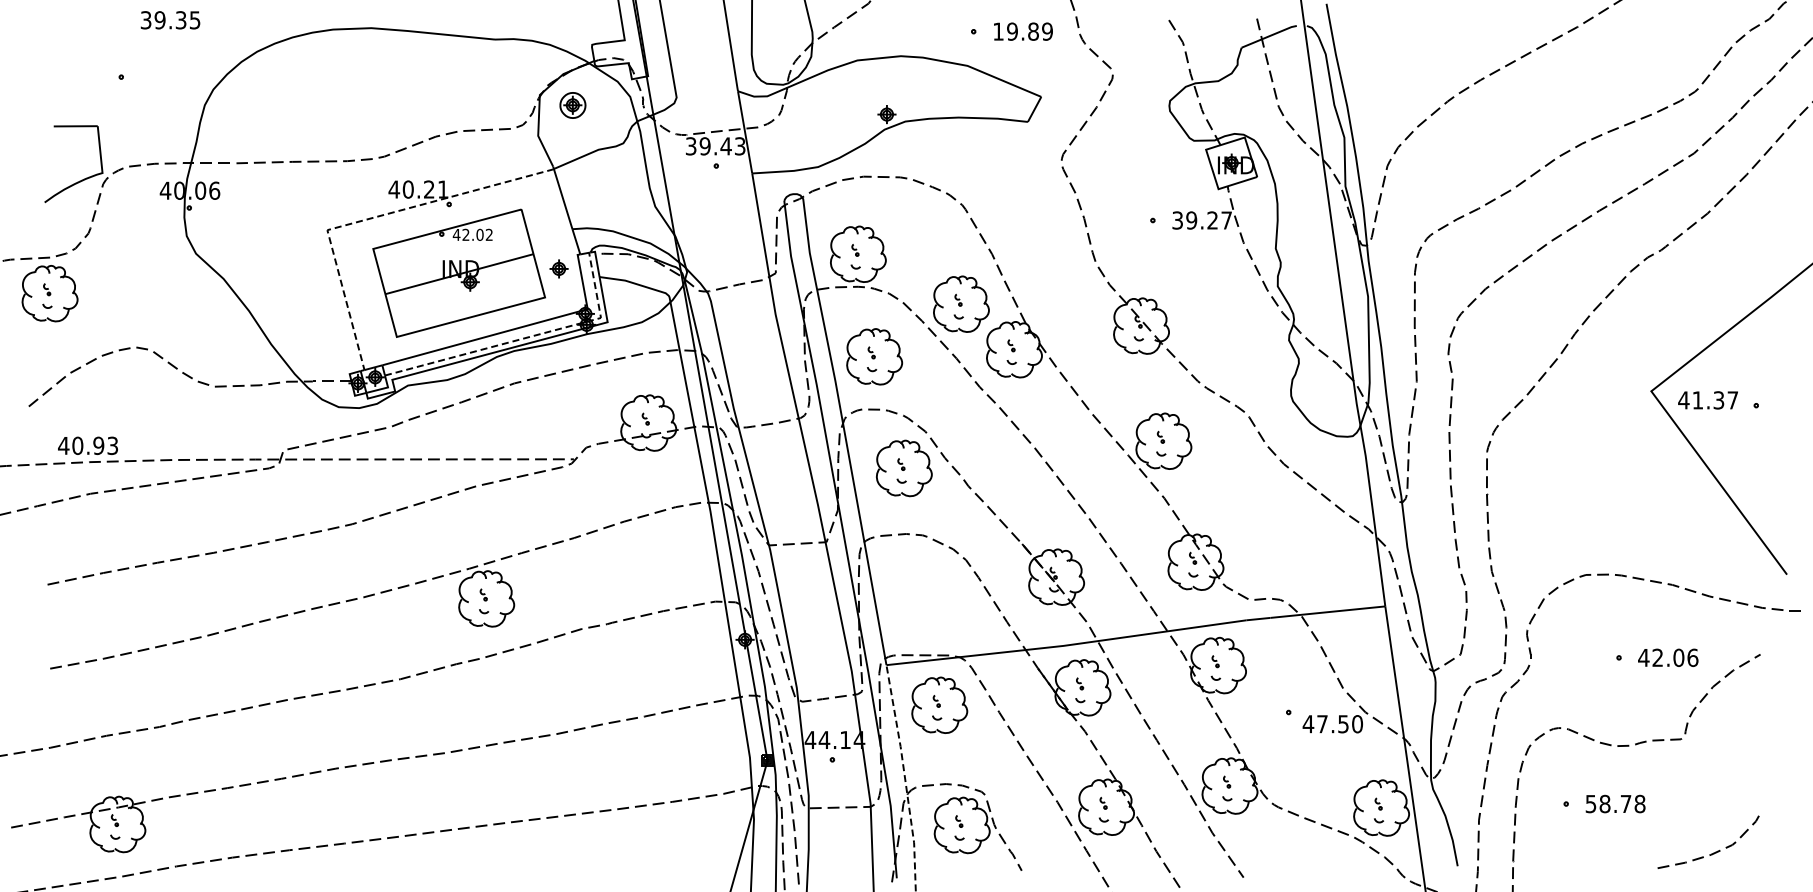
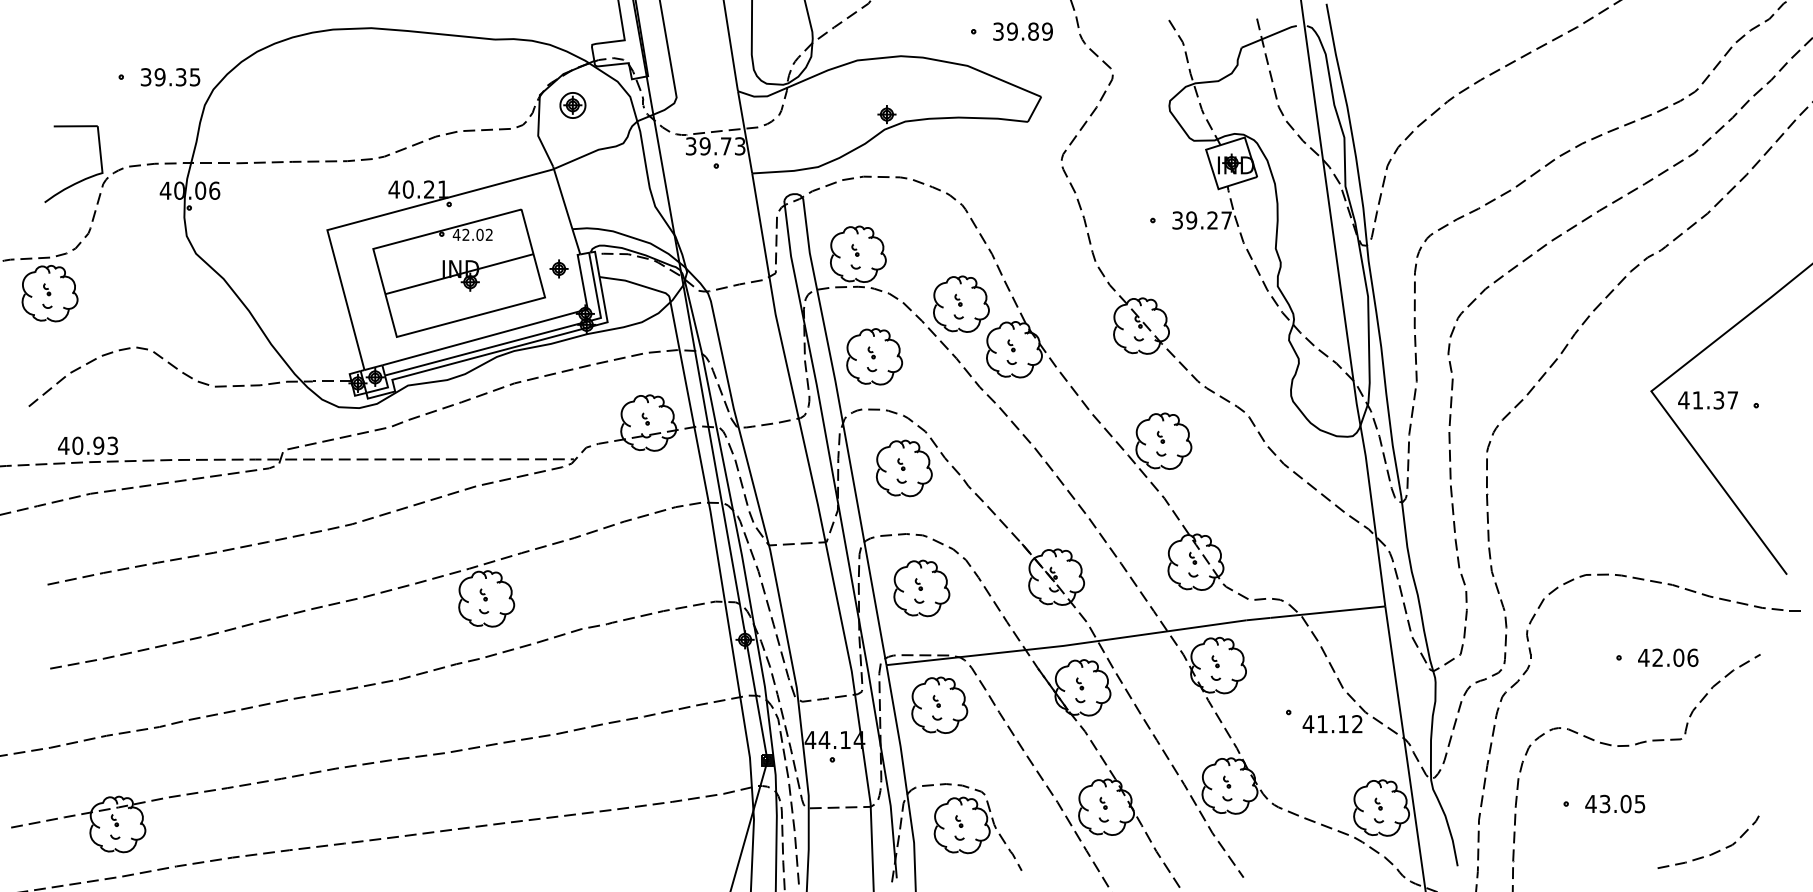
text position: (170, 20) -> (170, 77) (170, 77)
text: 19.89 -> 39.89 (998, 31)
text: 39.43 -> 39.73 (725, 146)
line: dashed -> solid (370, 218)
line: dashed -> solid (525, 338)
part: none -> present (921, 588)
text: 47.50 -> 41.12 (1340, 724)
line: dashed -> solid (905, 778)
text: 58.78 -> 43.05 (1615, 803)
